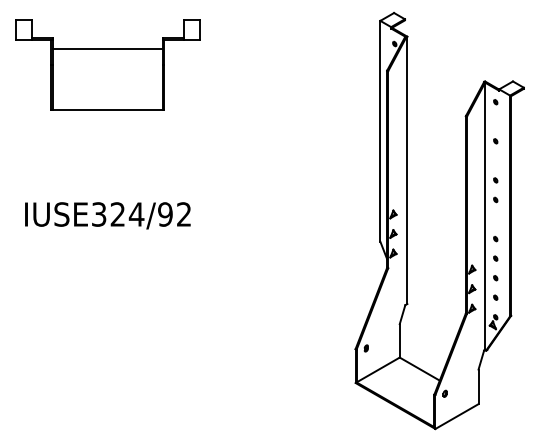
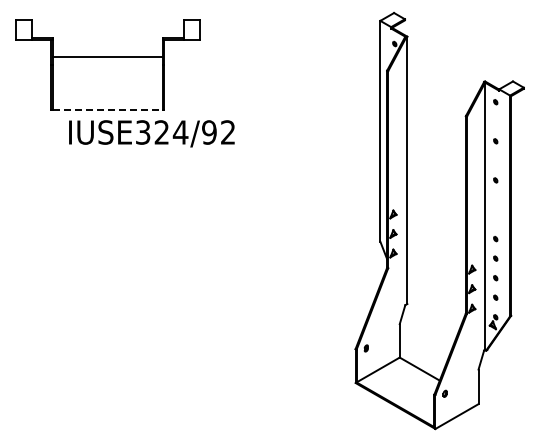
line position: (107, 48) -> (107, 56) (107, 56)
line: solid -> dashed (108, 109)
part: present -> none (495, 199)
text position: (107, 215) -> (151, 133) (151, 133)
